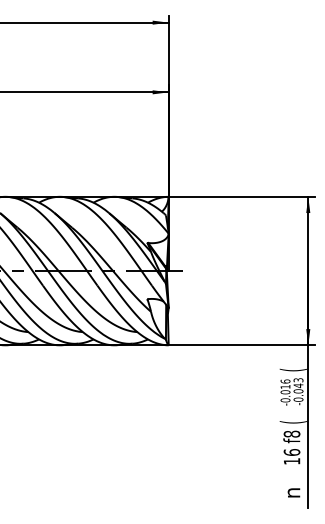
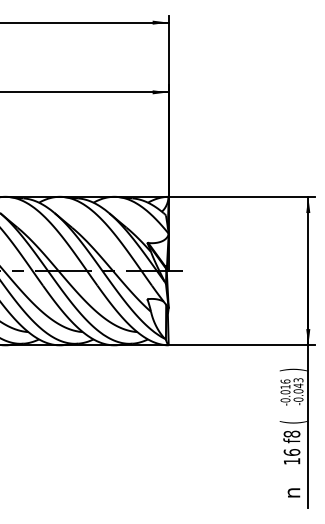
text: ( -> ) (292, 369)
